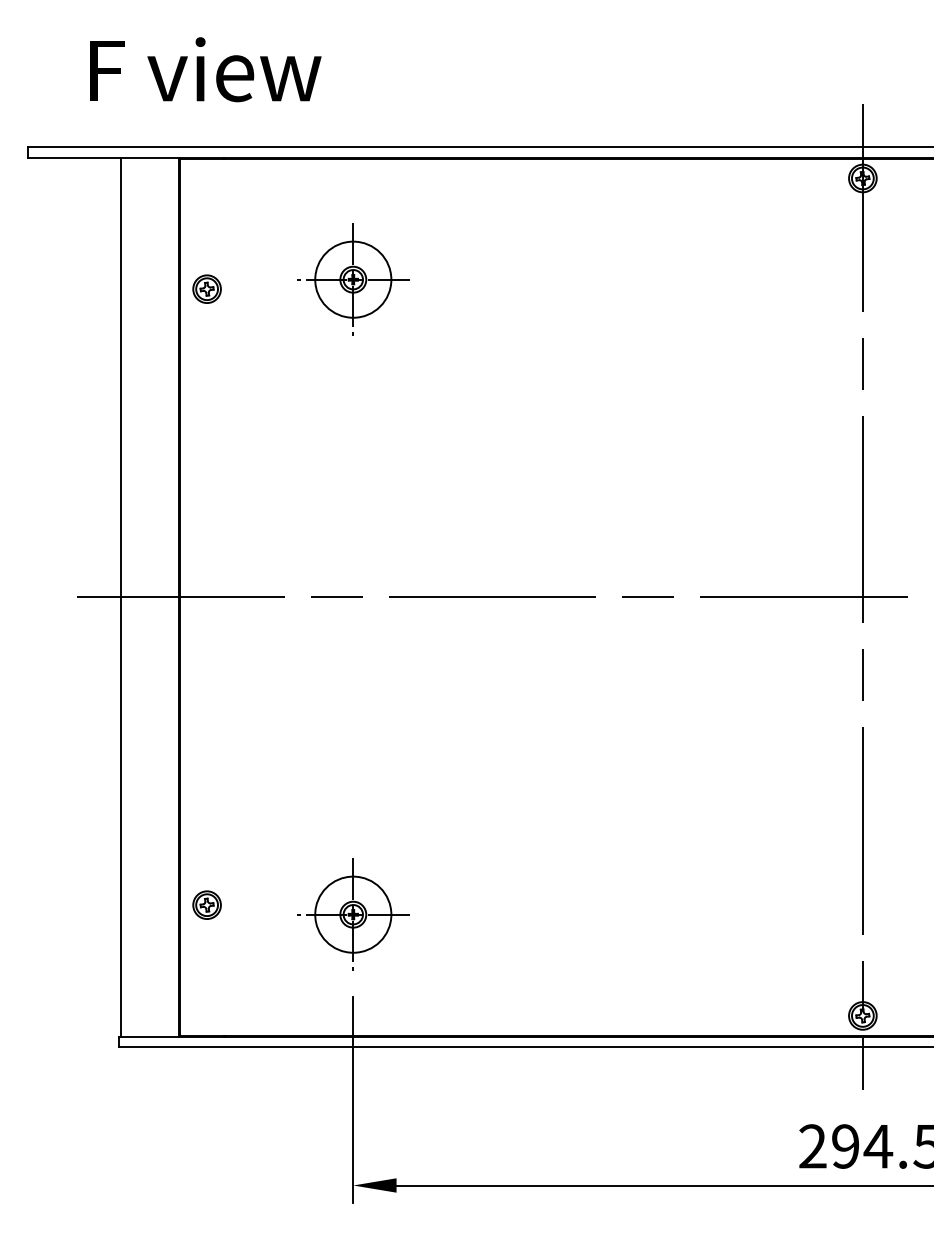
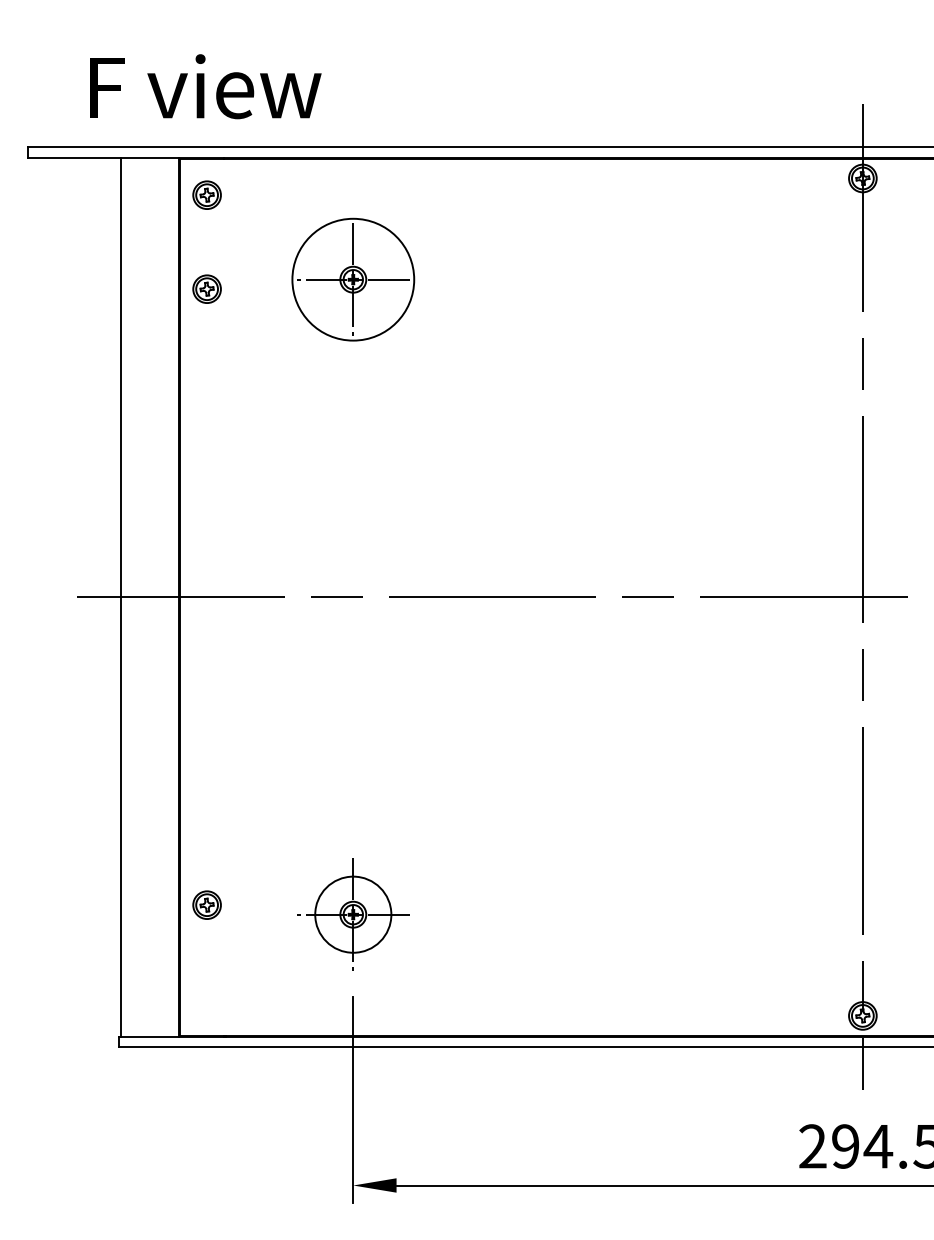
text position: (205, 69) -> (205, 86) (205, 86)
part: none -> present (206, 194)
circle diameter: 76 px -> 122 px (353, 279)
